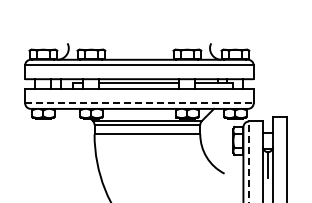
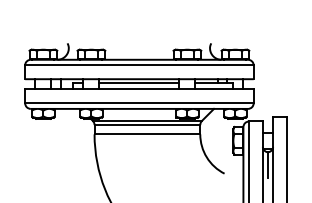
line: dashed -> solid (139, 103)
line: dashed -> solid (249, 161)
